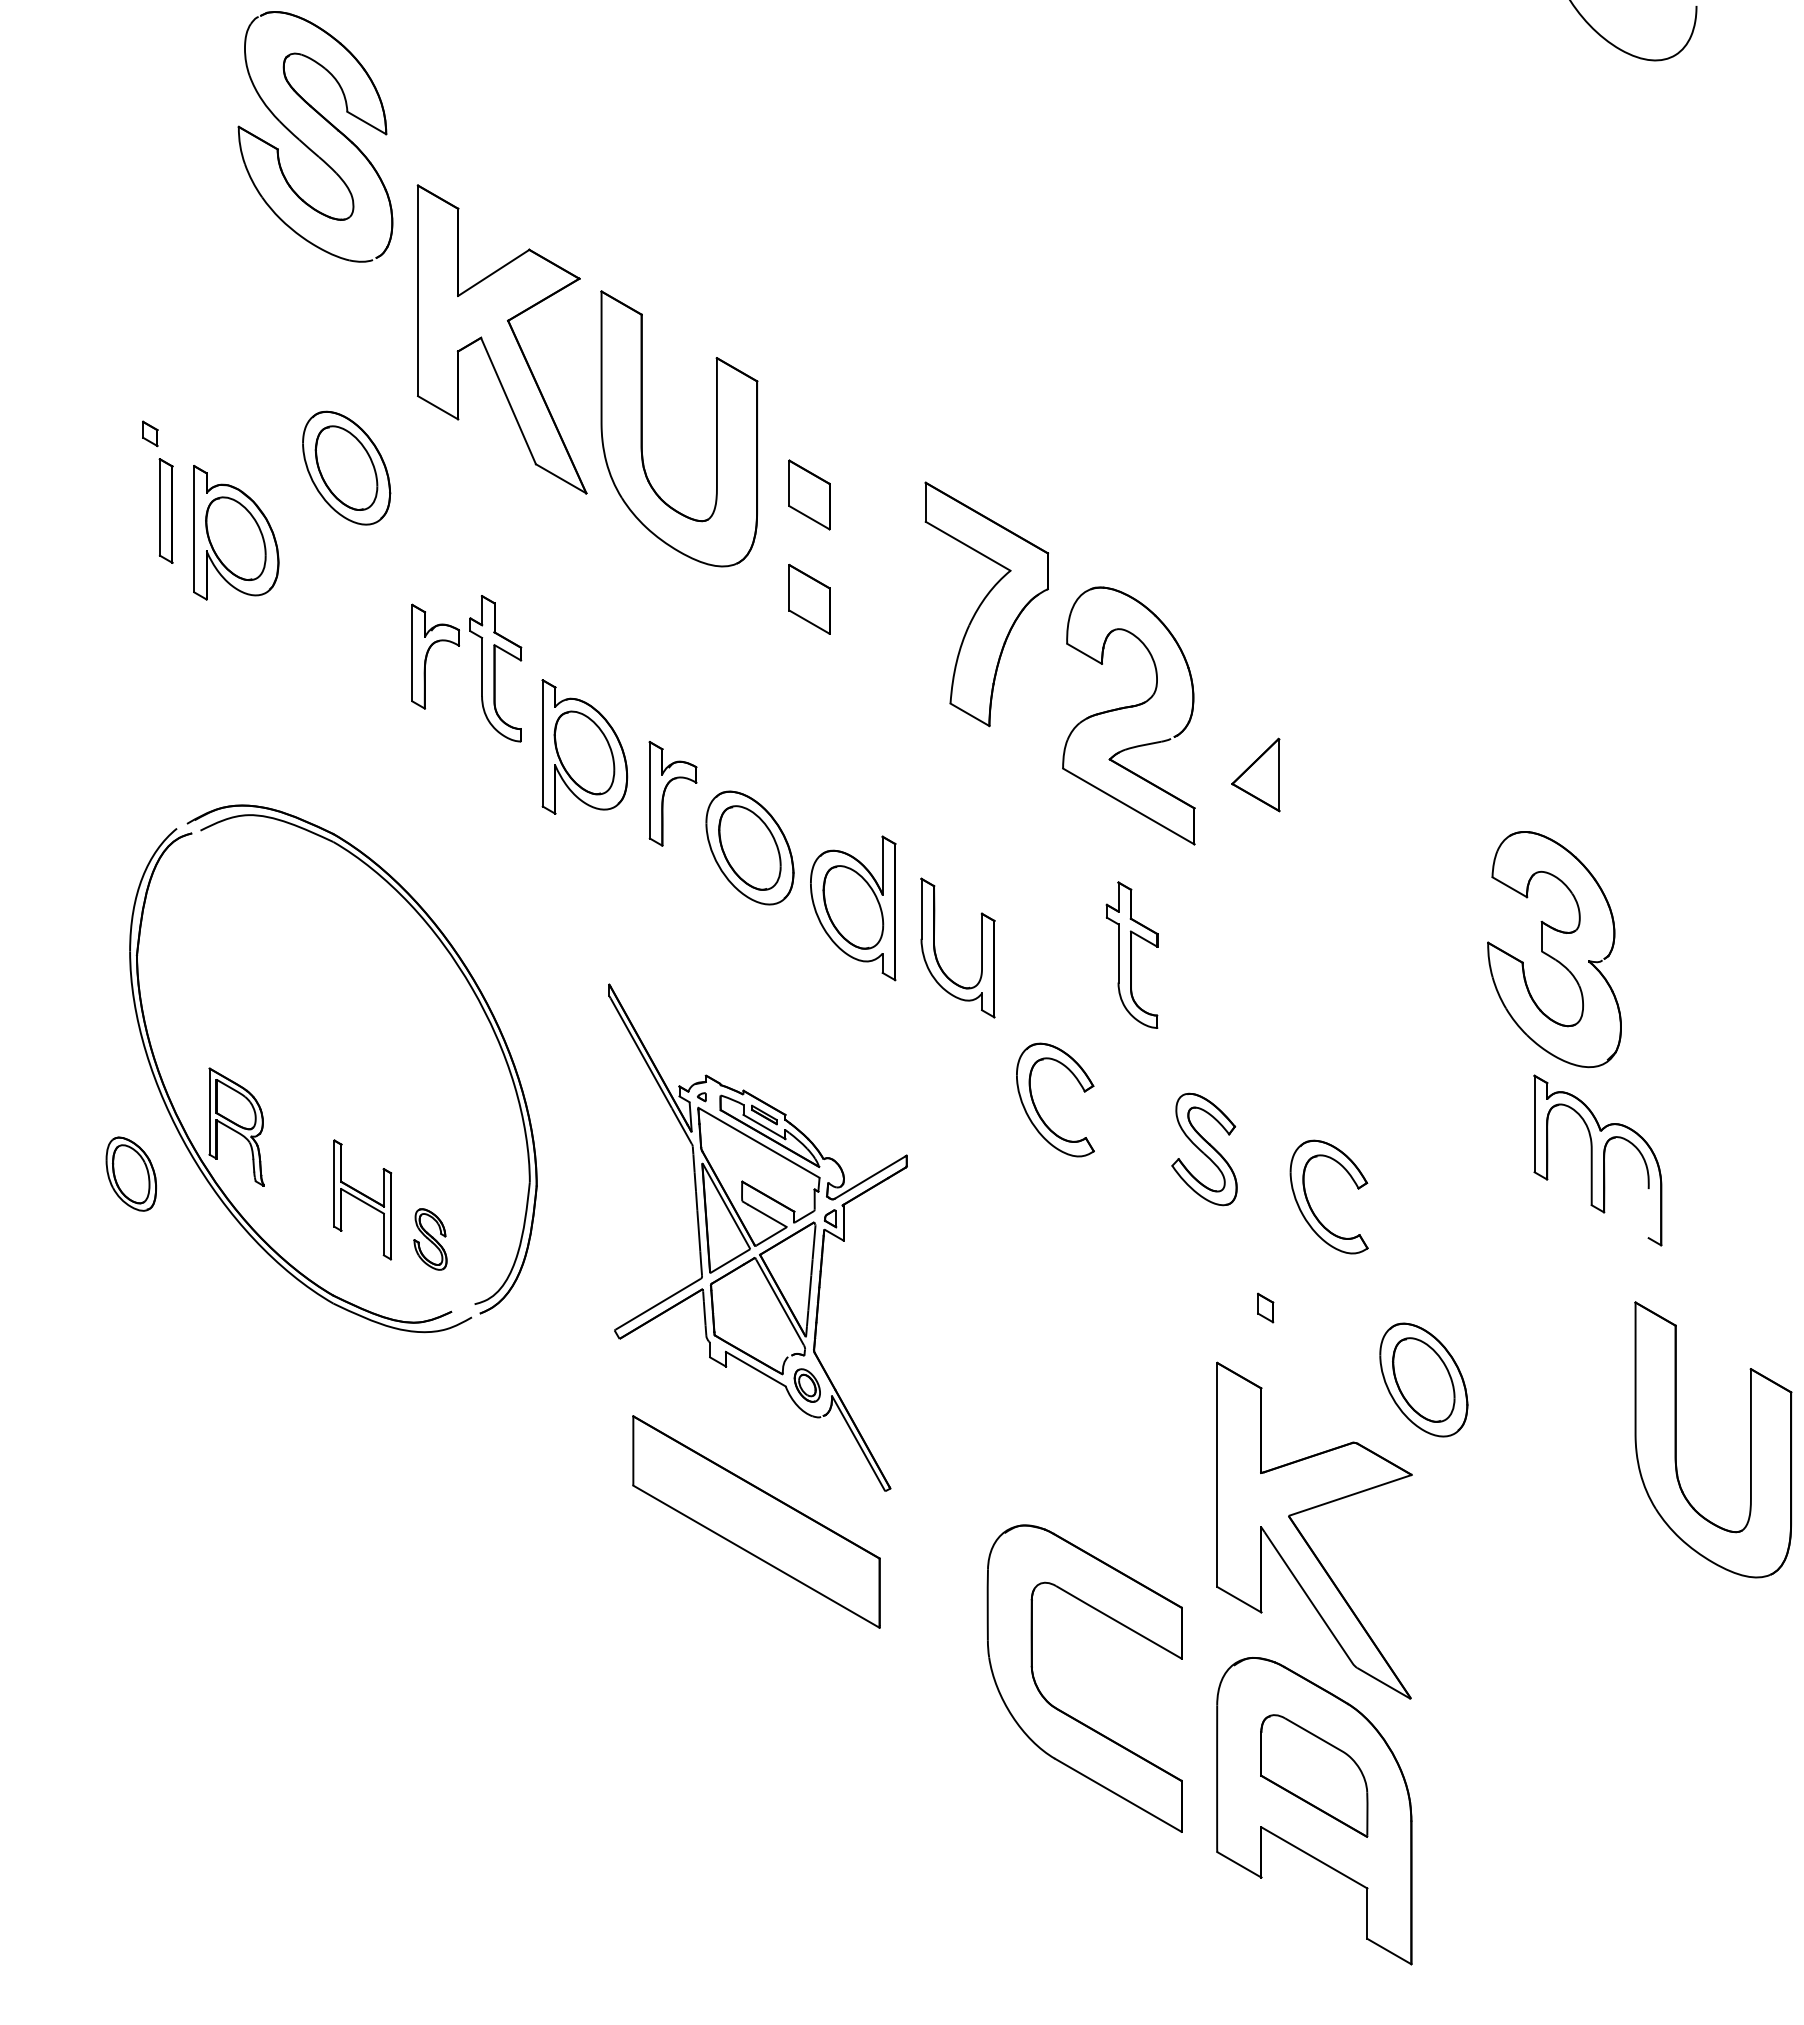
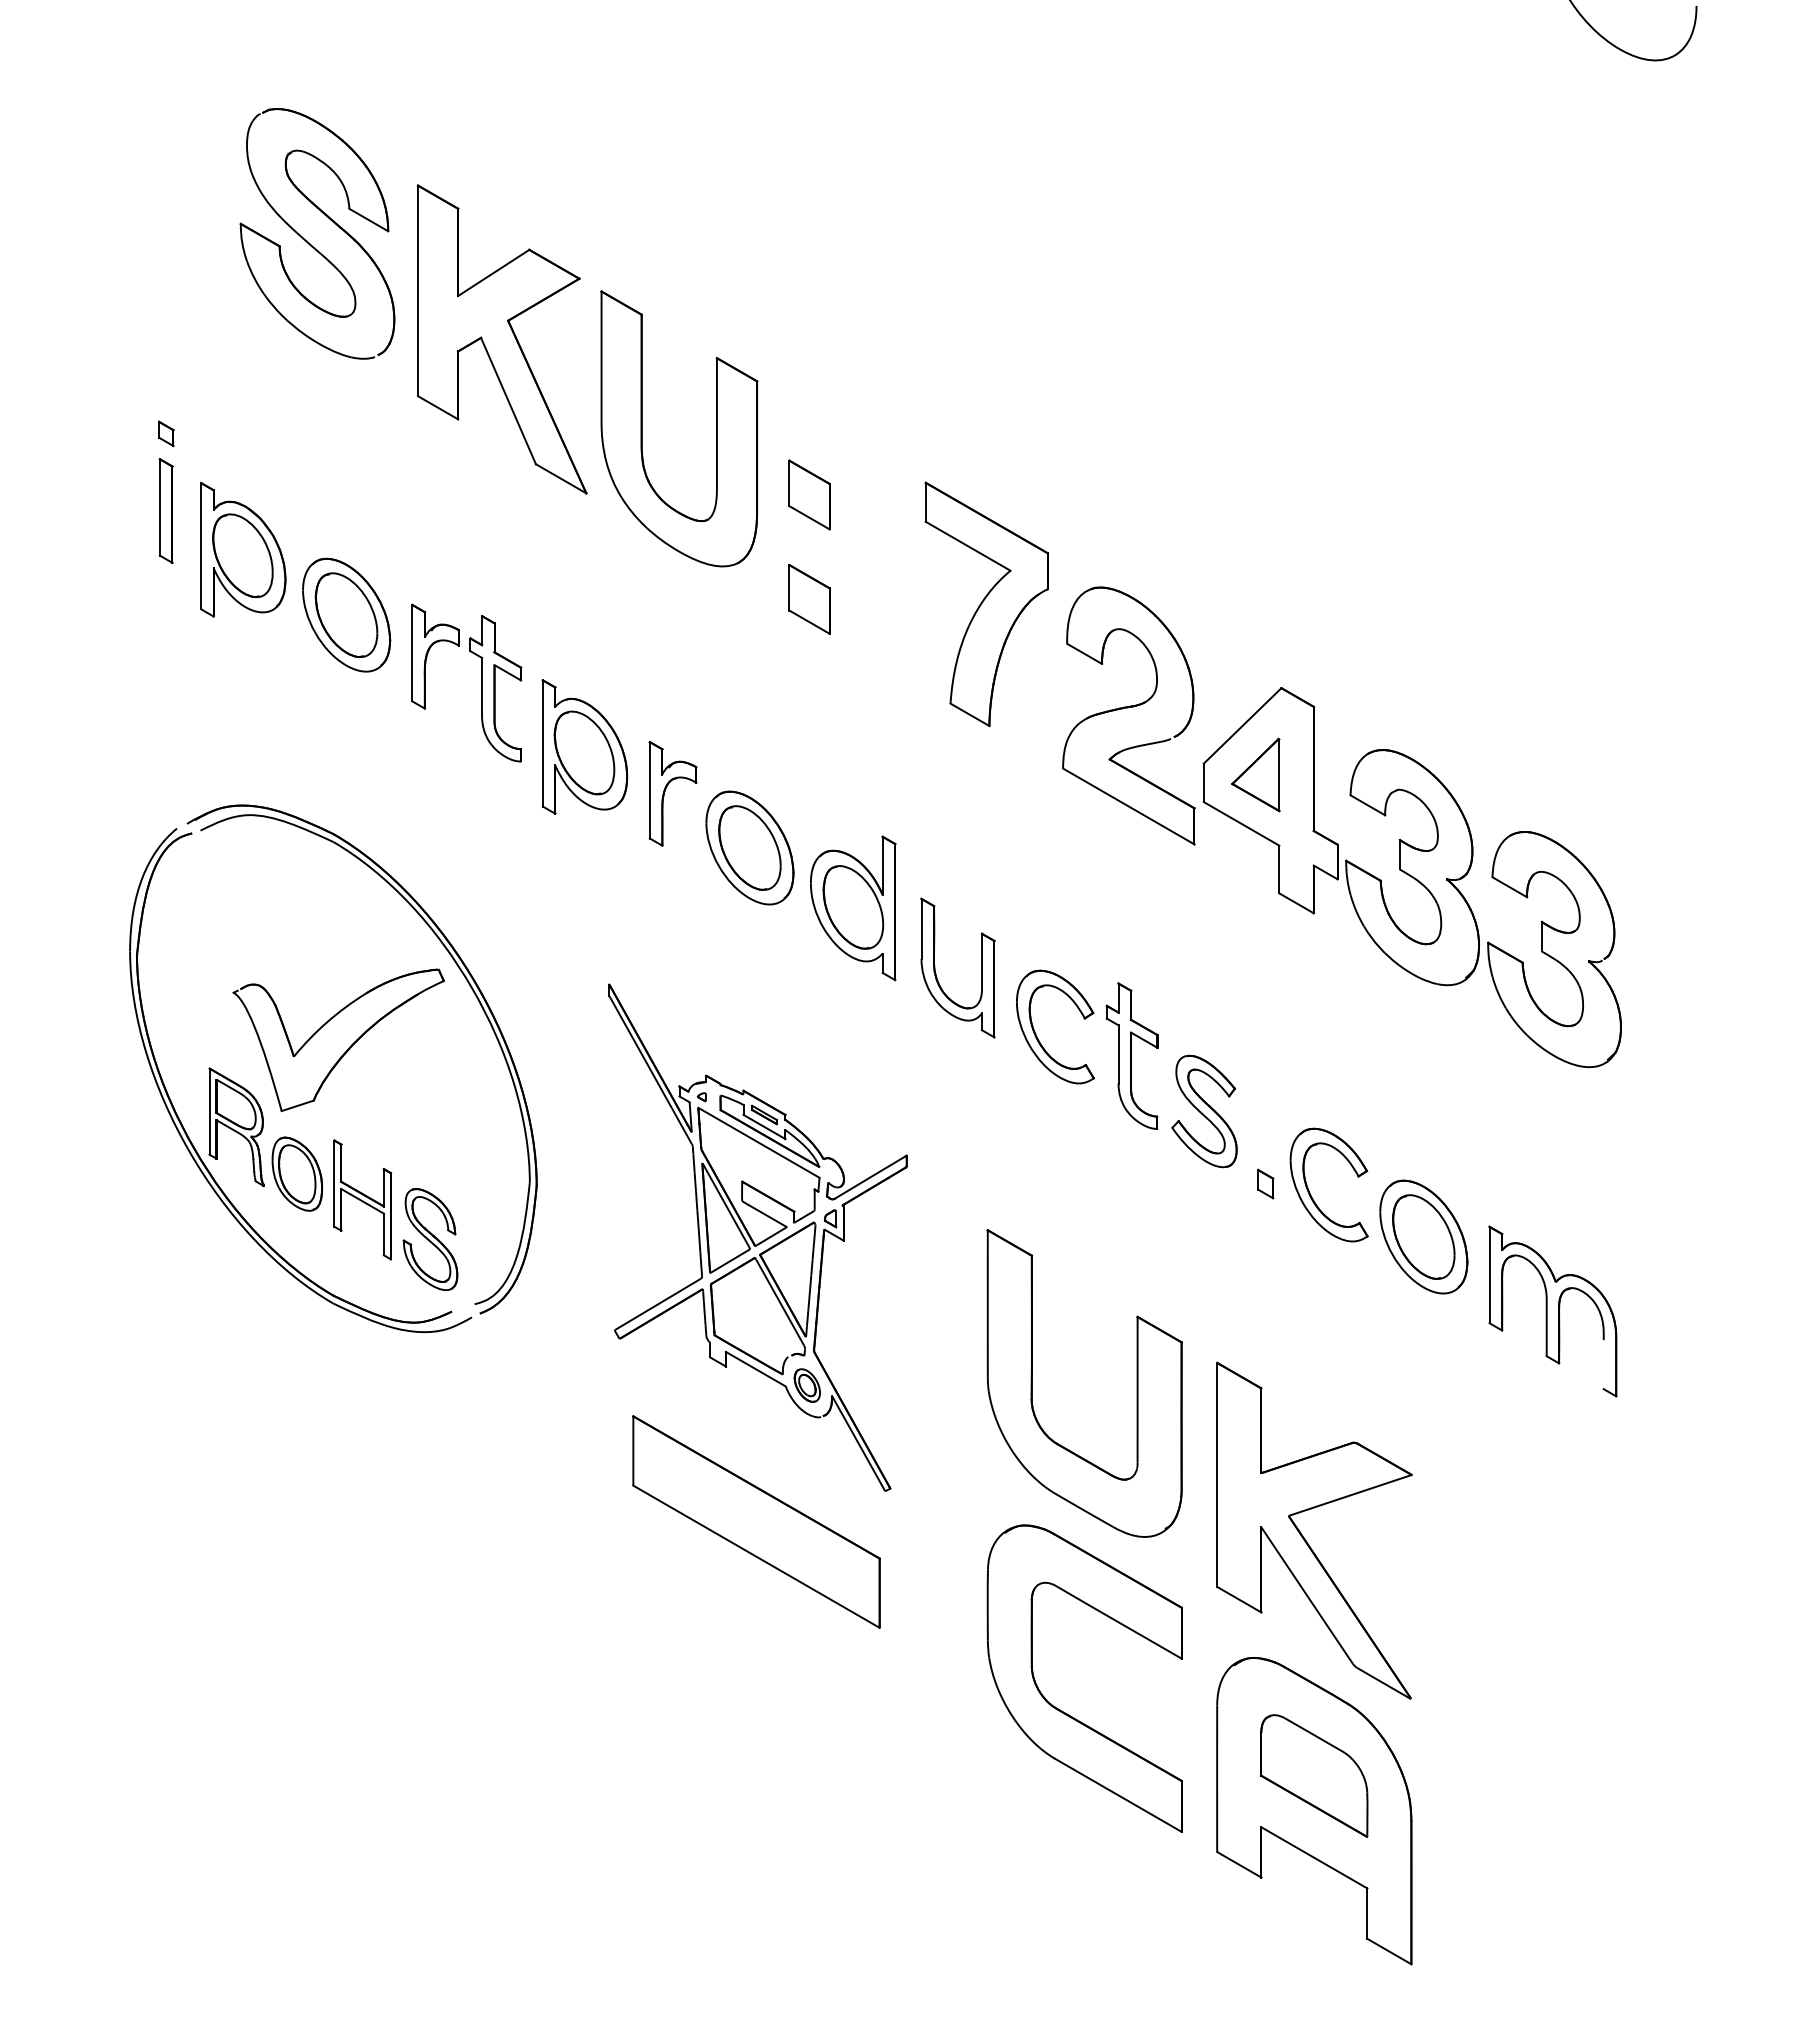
part position: (306, 144) -> (308, 241) (308, 241)
part position: (150, 433) -> (166, 433) (166, 433)
part position: (346, 467) -> (346, 614) (346, 614)
part position: (236, 532) -> (243, 549) (243, 549)
part position: (495, 668) -> (495, 688) (495, 688)
part: none -> present (1336, 842)
part position: (936, 953) -> (936, 973) (936, 973)
part position: (1131, 954) -> (1131, 1055) (1131, 1055)
part: none -> present (348, 1047)
part position: (1037, 1109) -> (1037, 1036) (1037, 1036)
part position: (1204, 1149) -> (1204, 1111) (1204, 1111)
part position: (1597, 1160) -> (1552, 1311) (1552, 1311)
part position: (131, 1173) -> (297, 1173) (297, 1173)
part position: (1310, 1204) -> (1310, 1192) (1310, 1192)
part size: 35x63 px -> 57x103 px (430, 1239)
part position: (1265, 1307) -> (1265, 1183) (1265, 1183)
part position: (1423, 1379) -> (1423, 1236) (1423, 1236)
part: none -> present (1032, 1383)
part: present -> none (1676, 1439)
